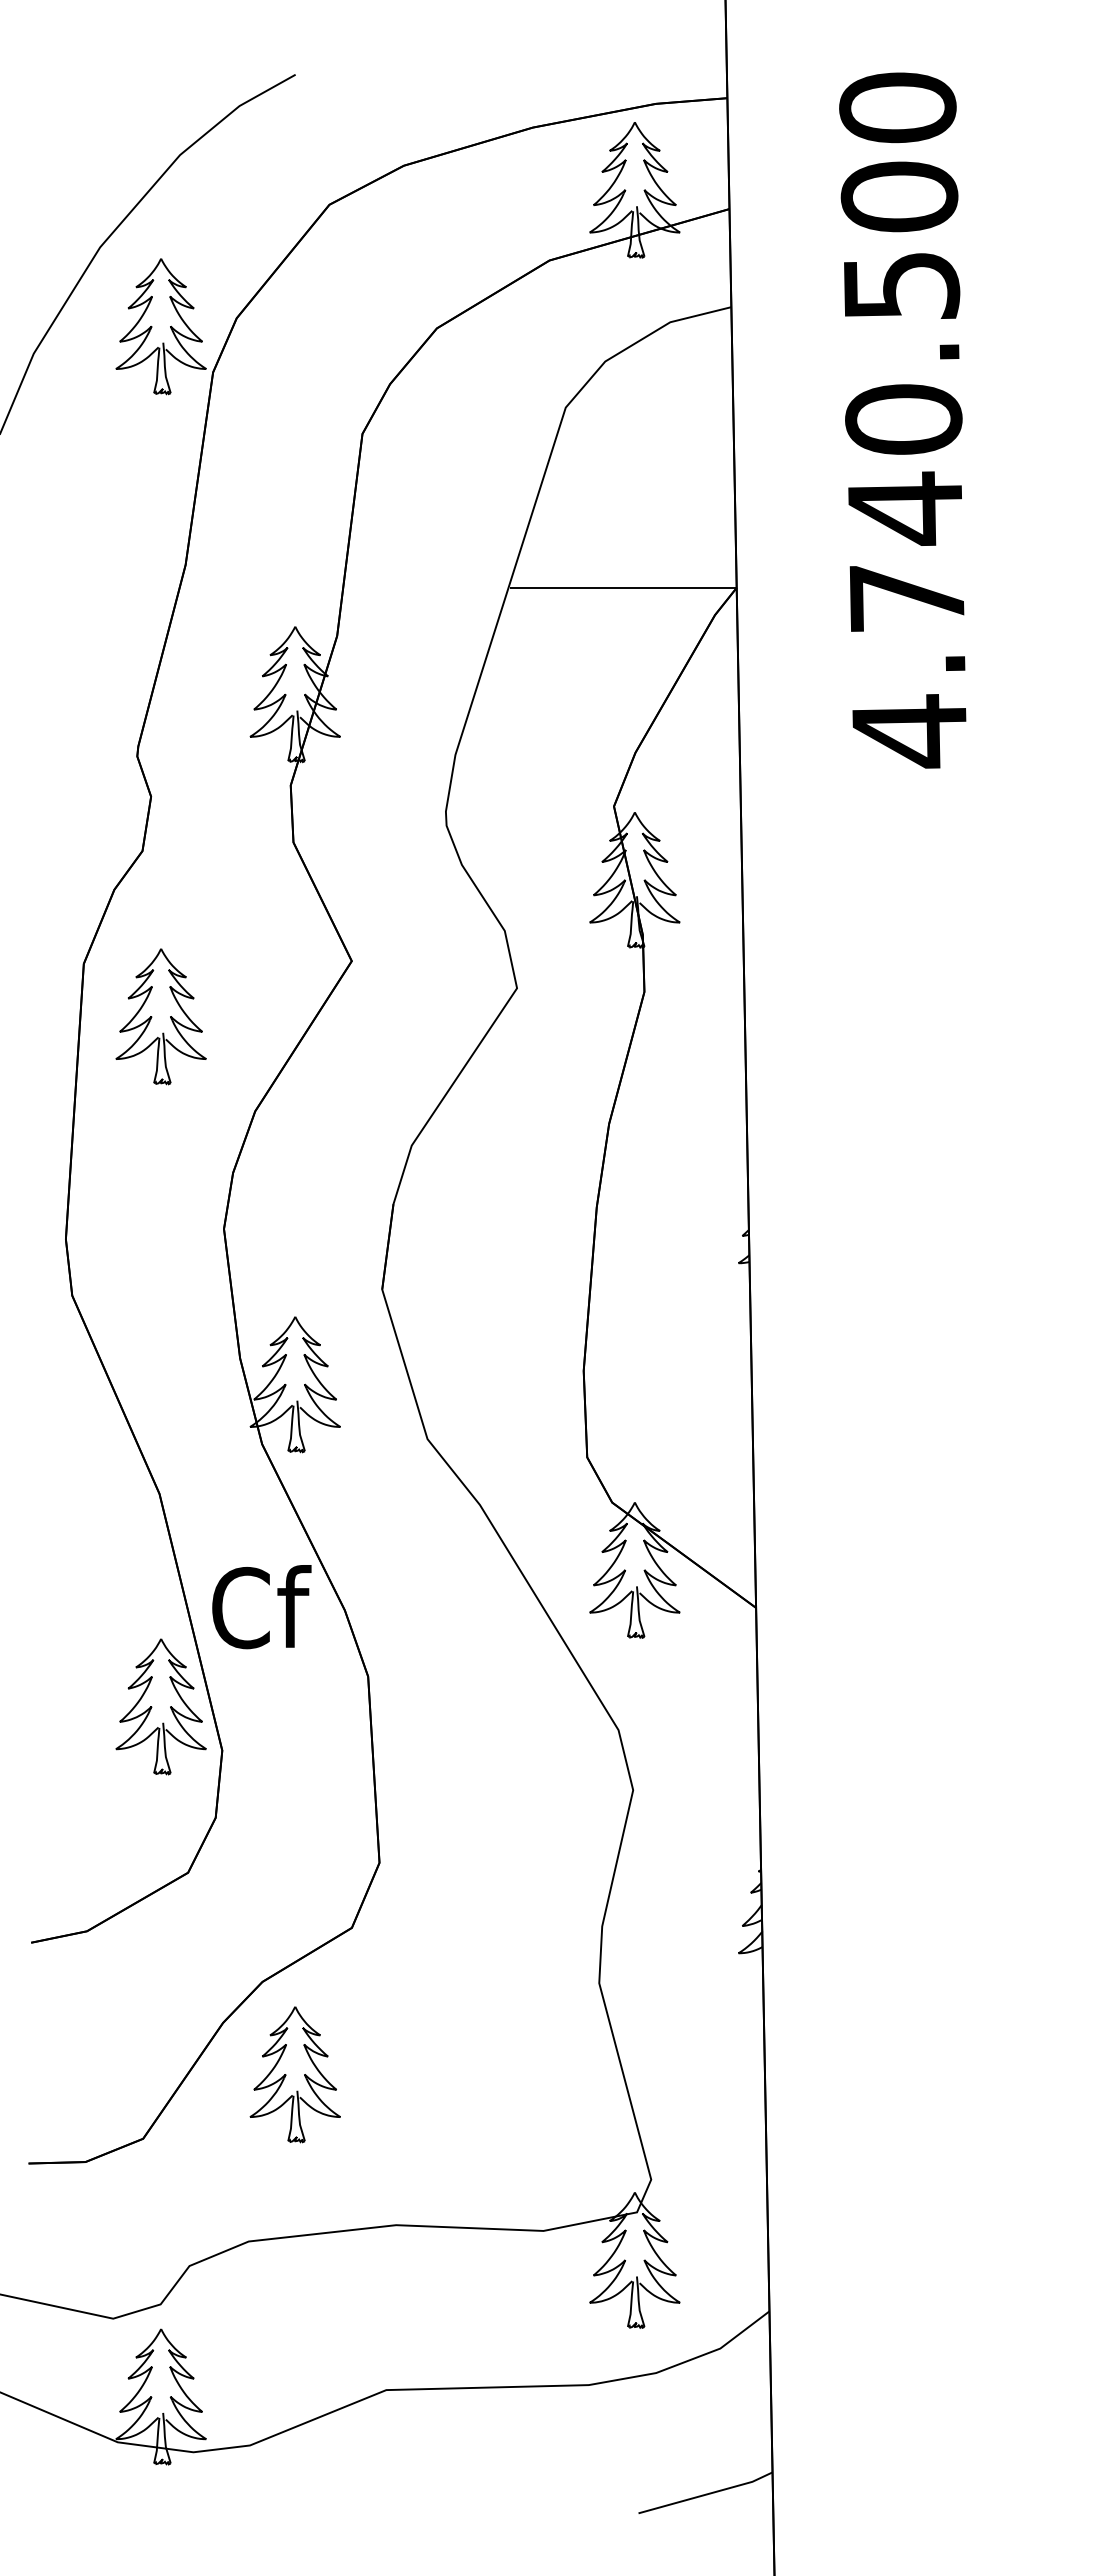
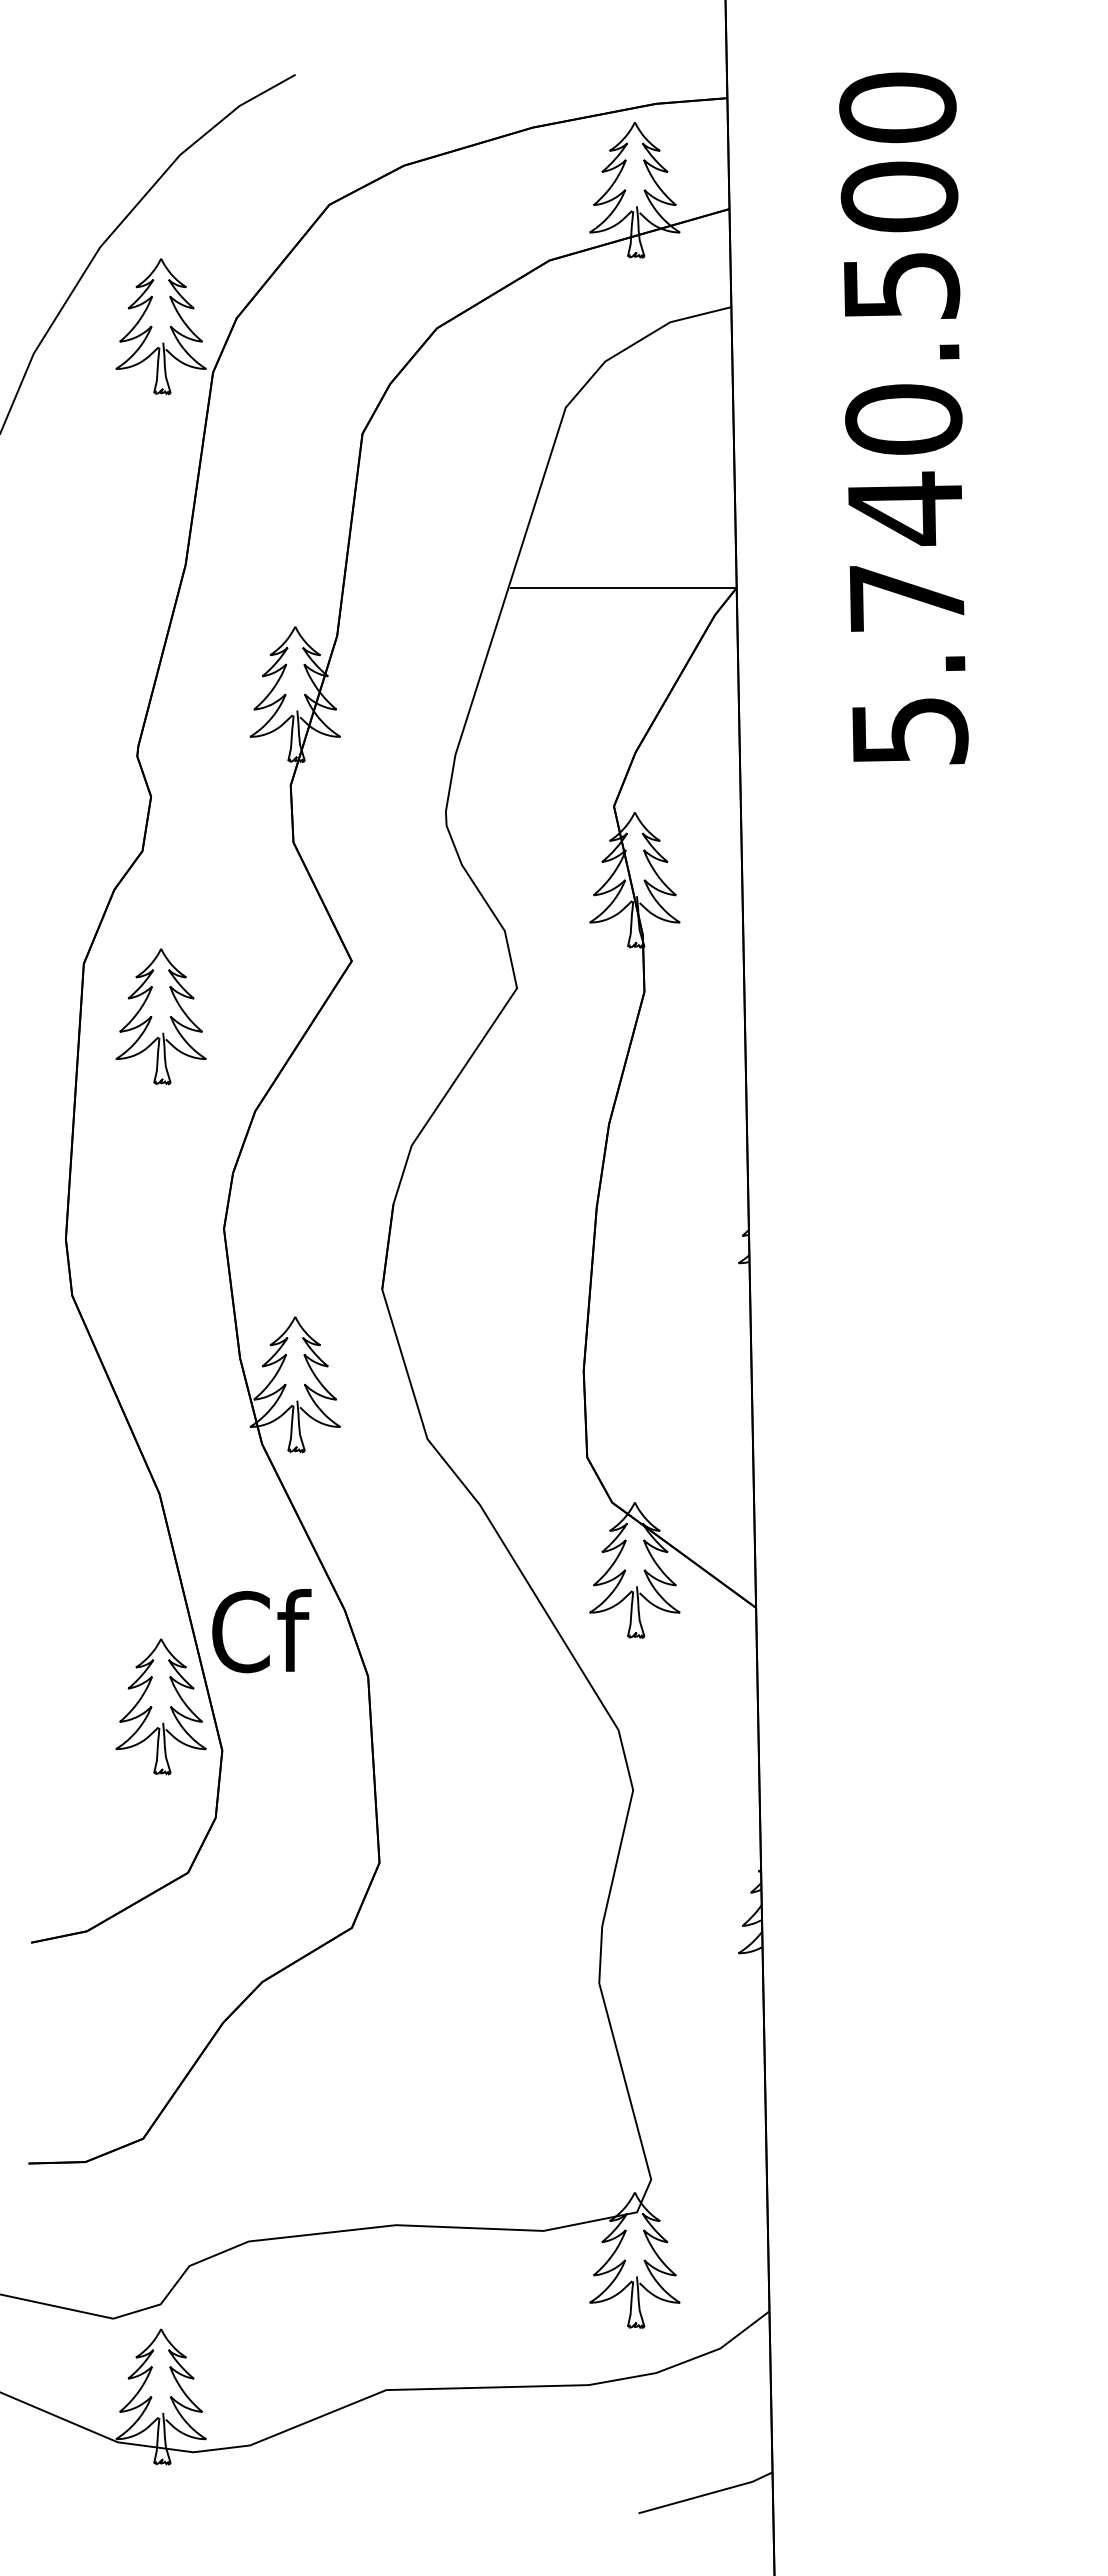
text: 4.740.500 -> 5.740.500 (910, 731)
text position: (261, 1607) -> (261, 1631) (261, 1631)
part: present -> none (294, 2074)
